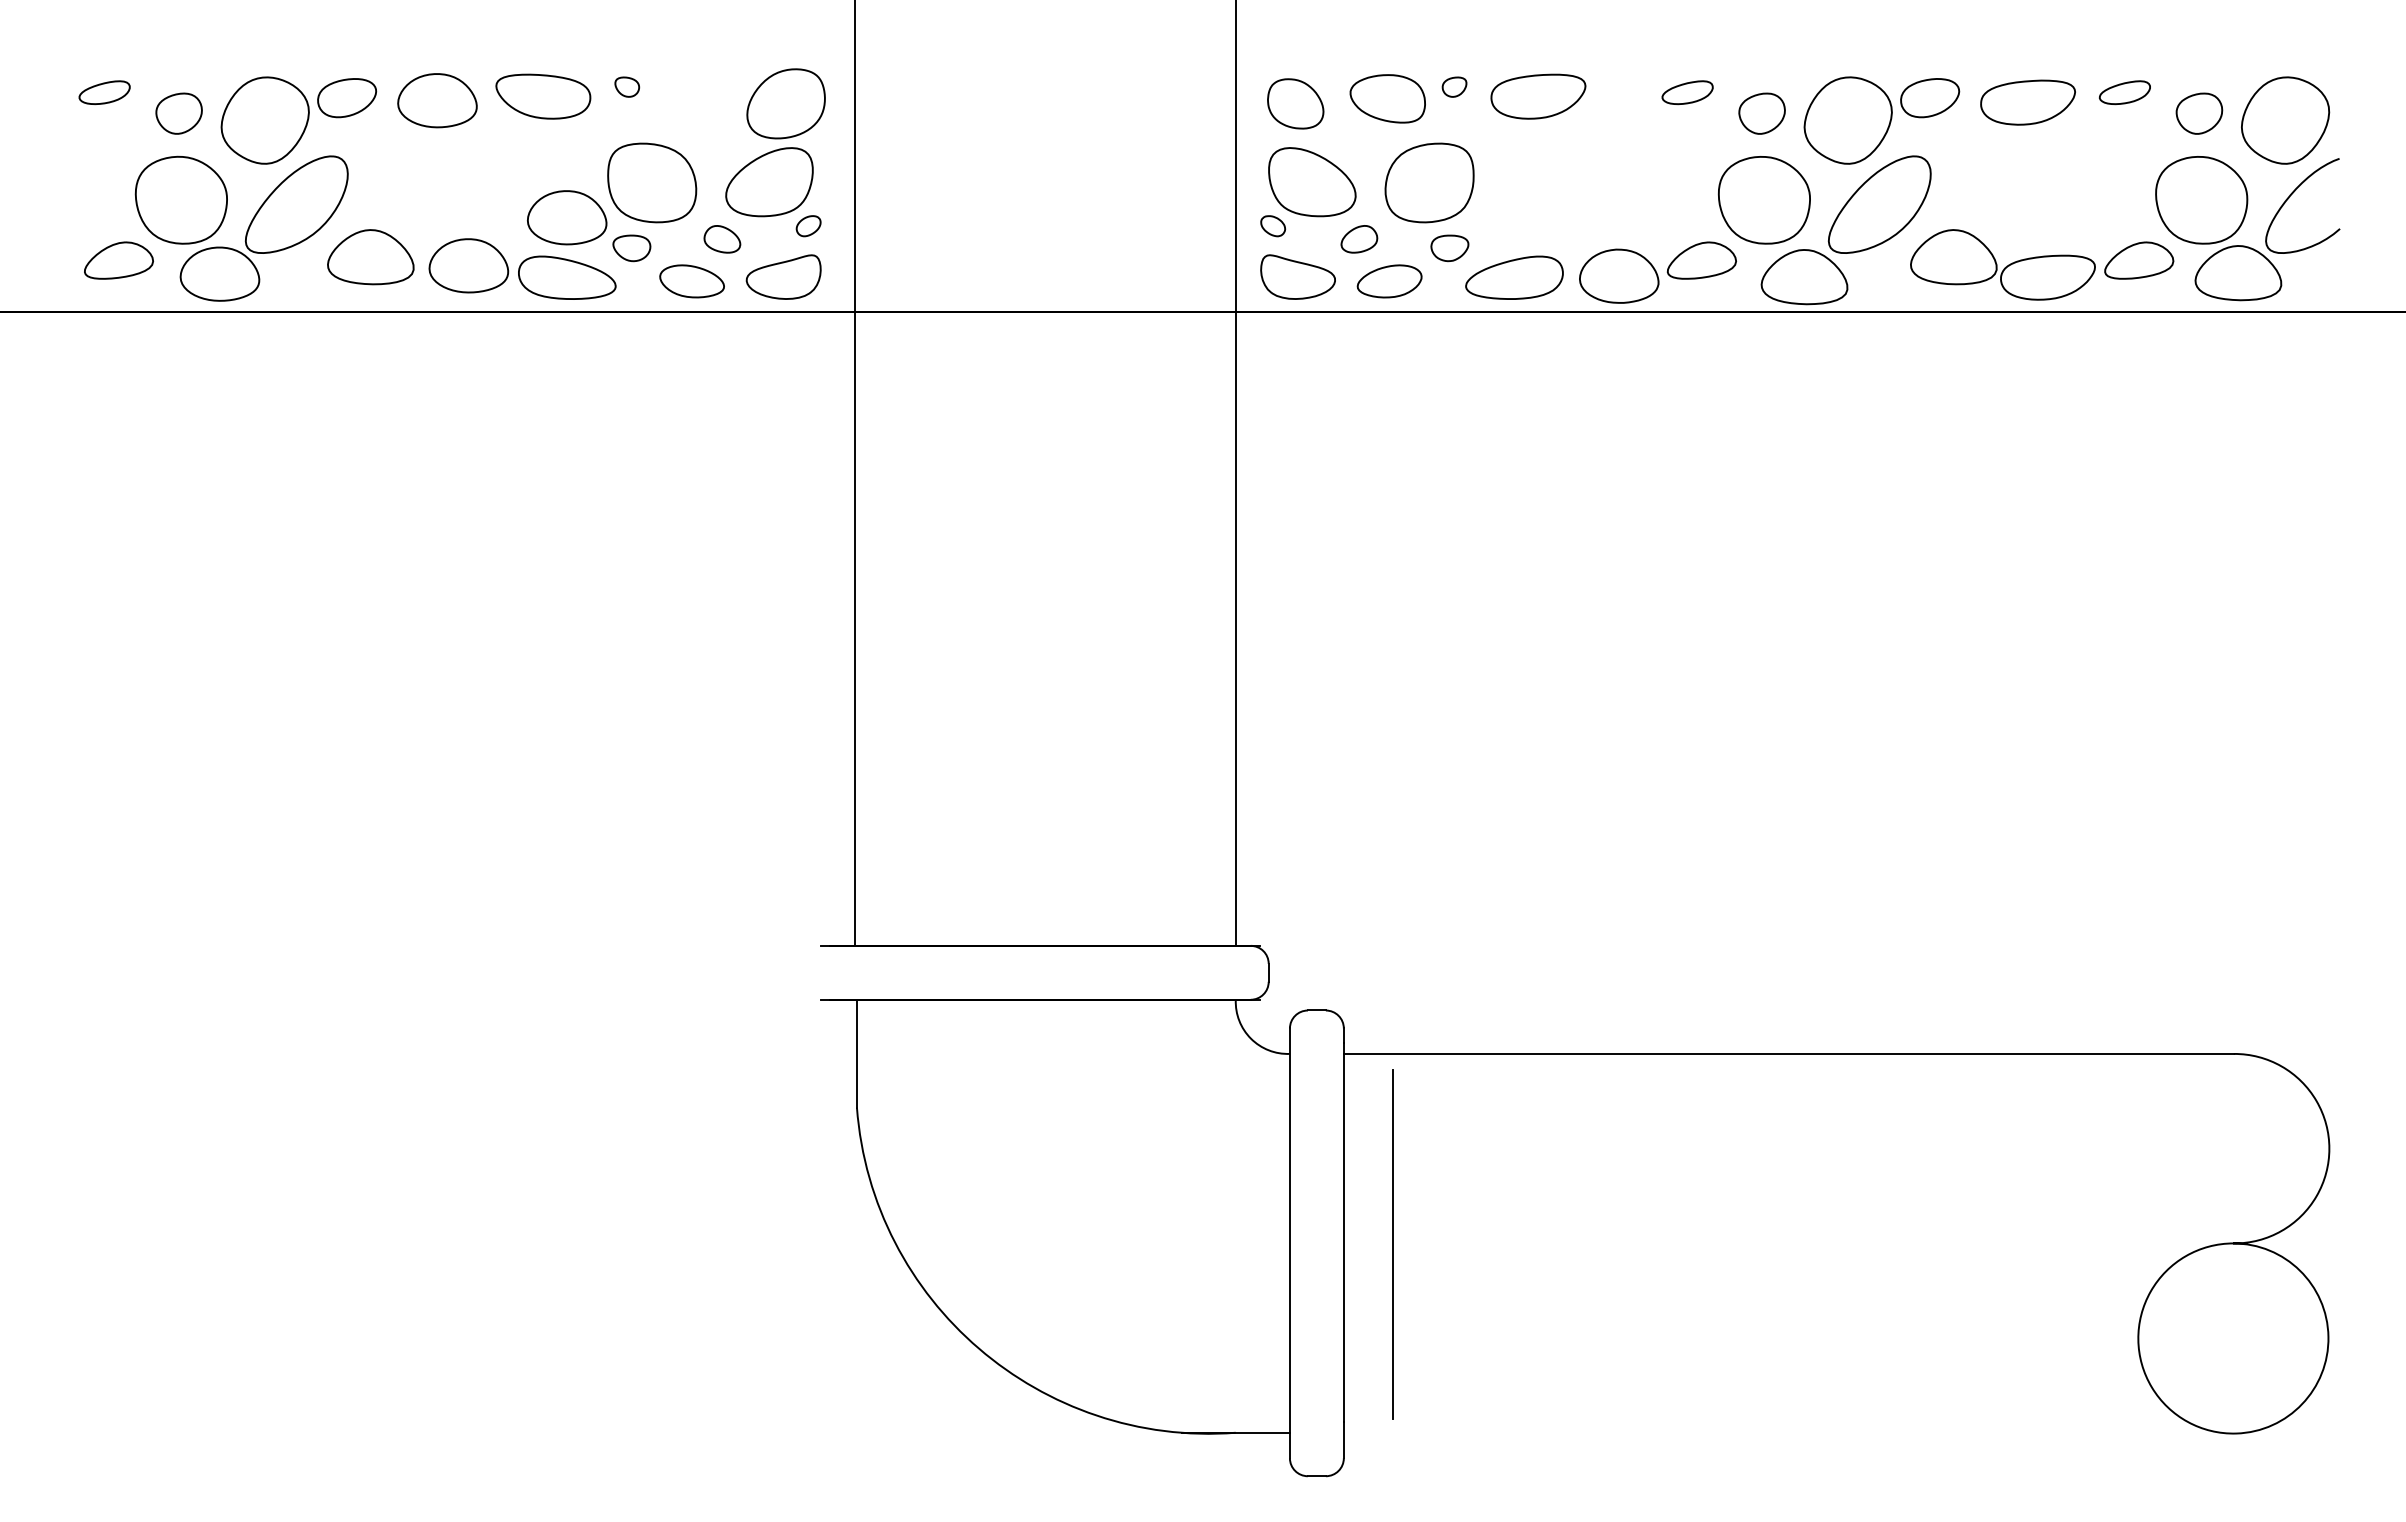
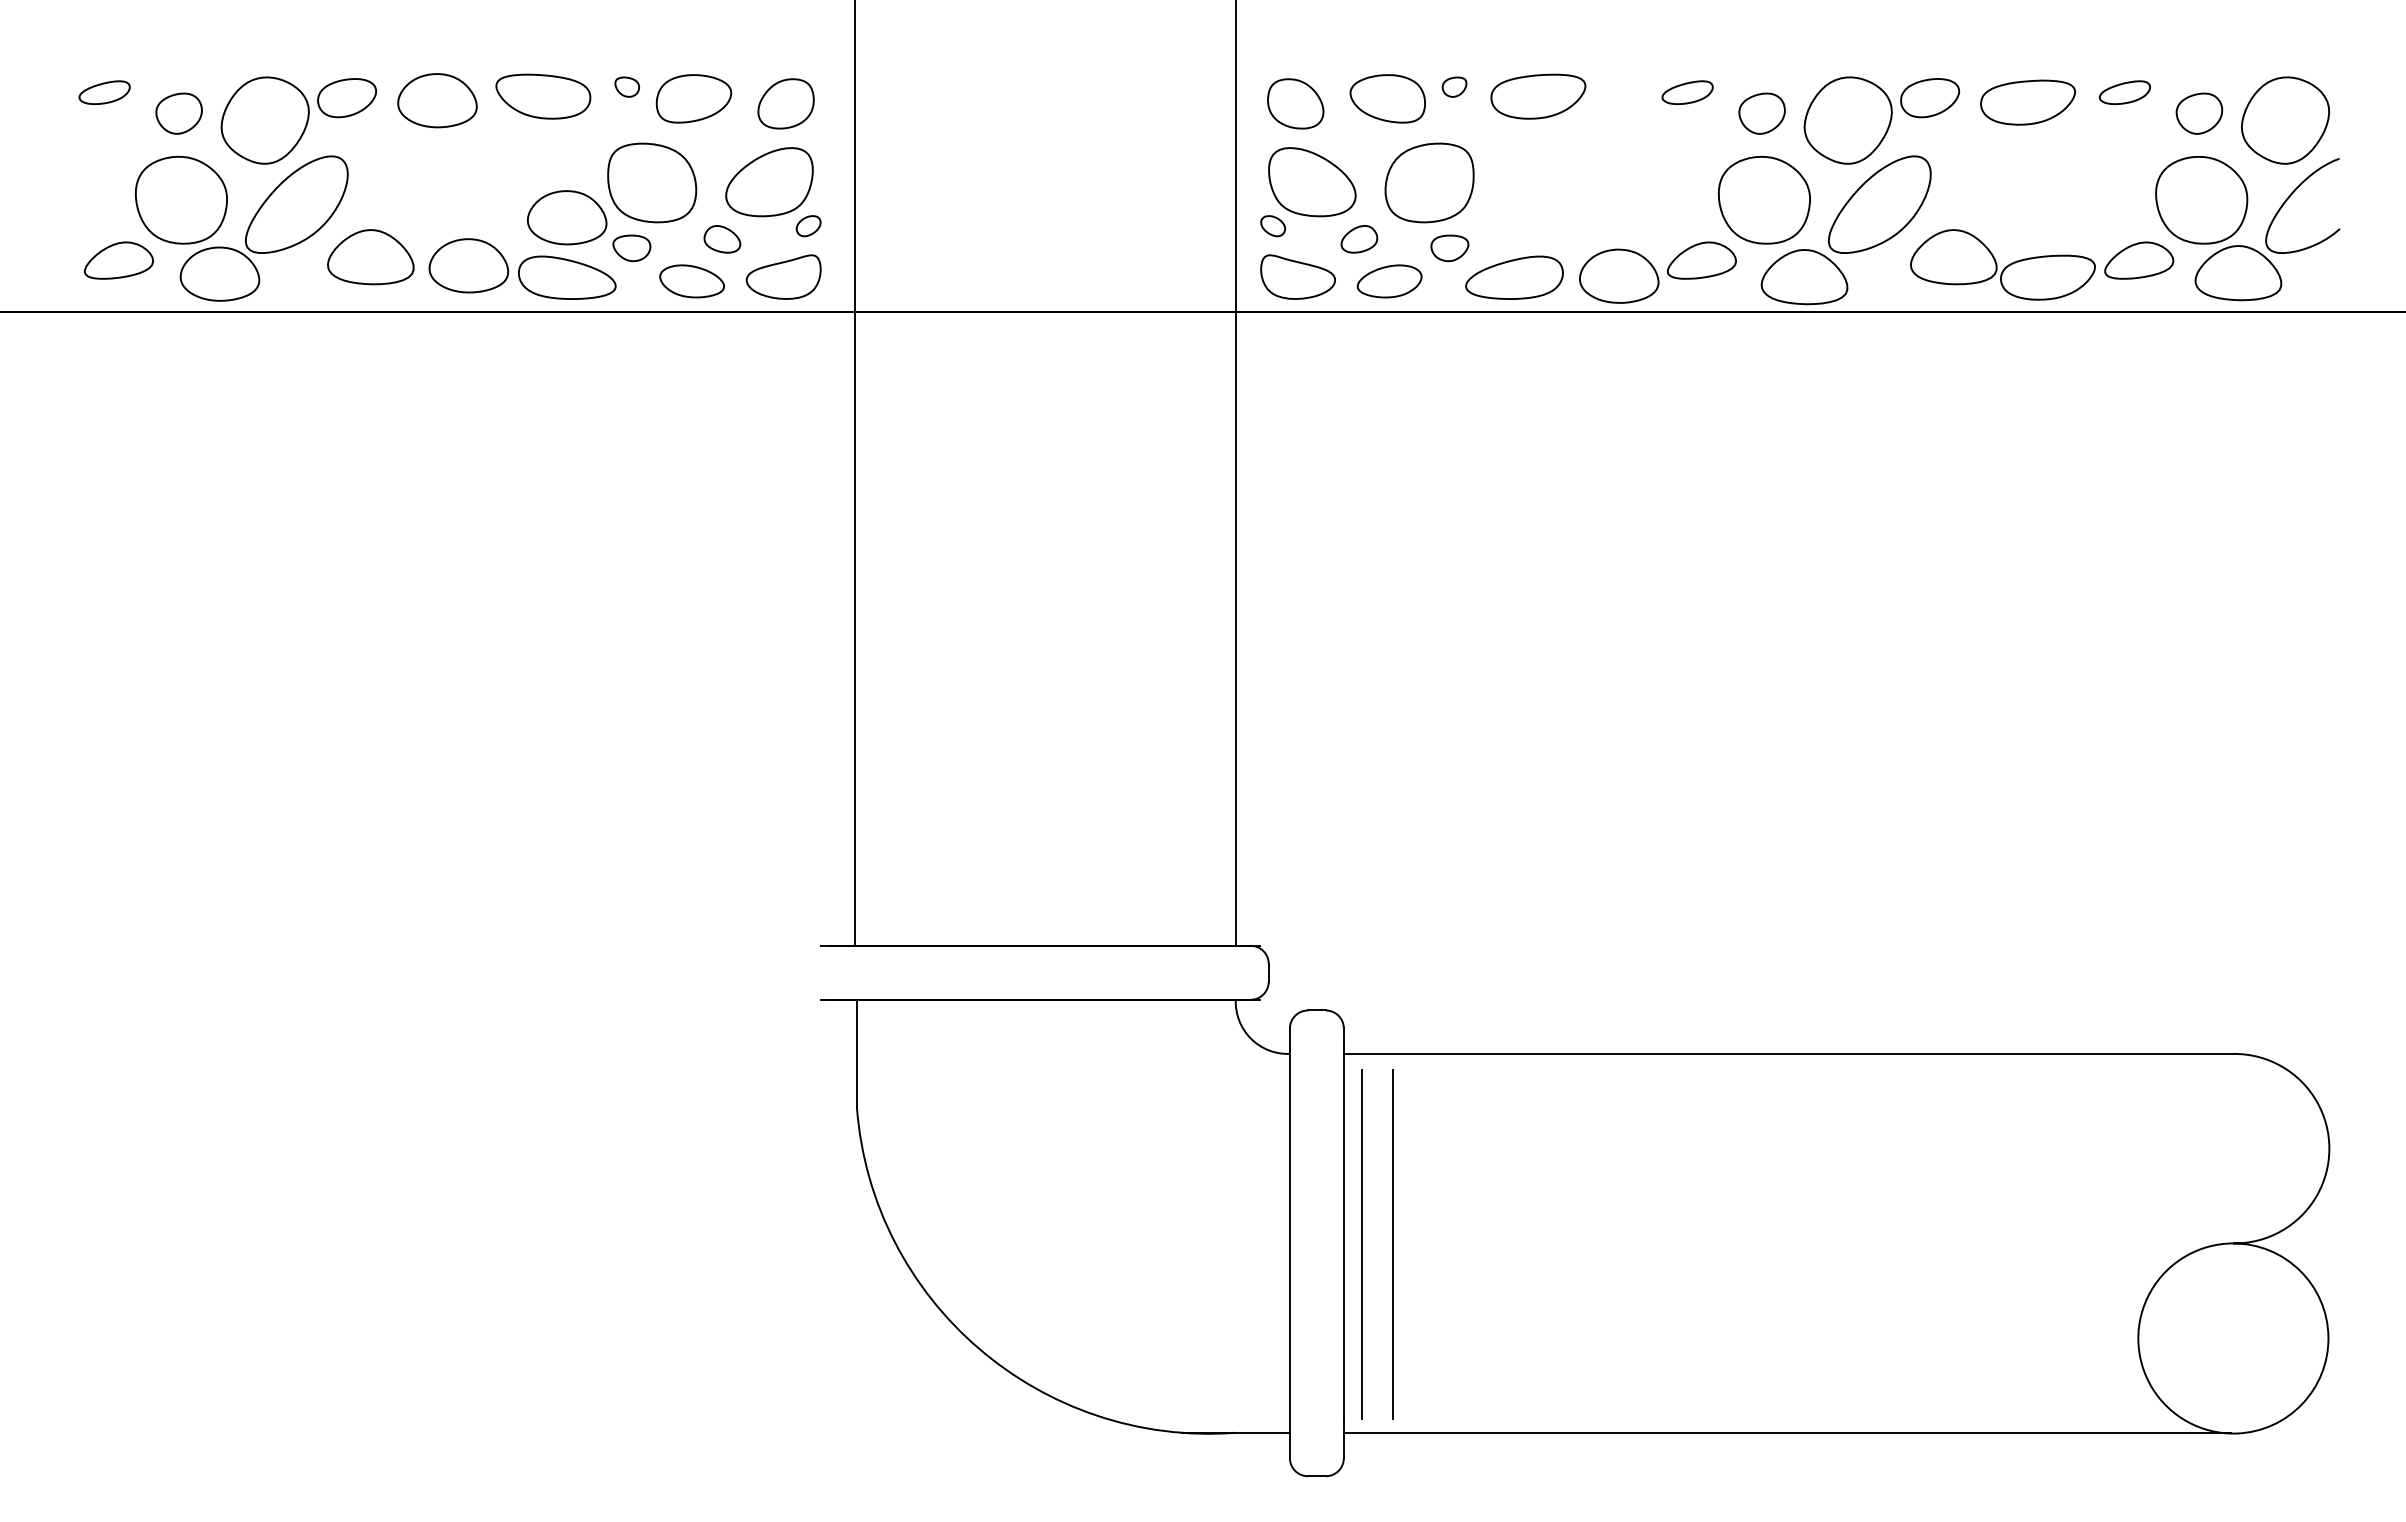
part: none -> present (693, 98)
part size: 80x72 px -> 58x52 px (785, 103)
line: none -> present (1361, 1244)
line: none -> present (1787, 1432)
